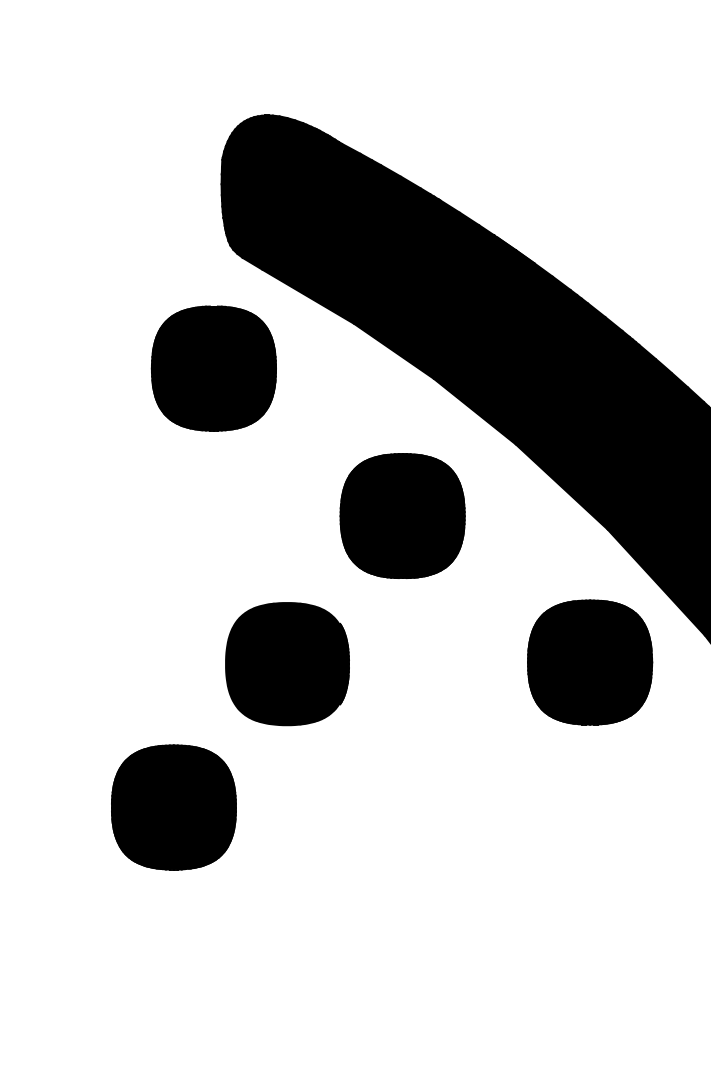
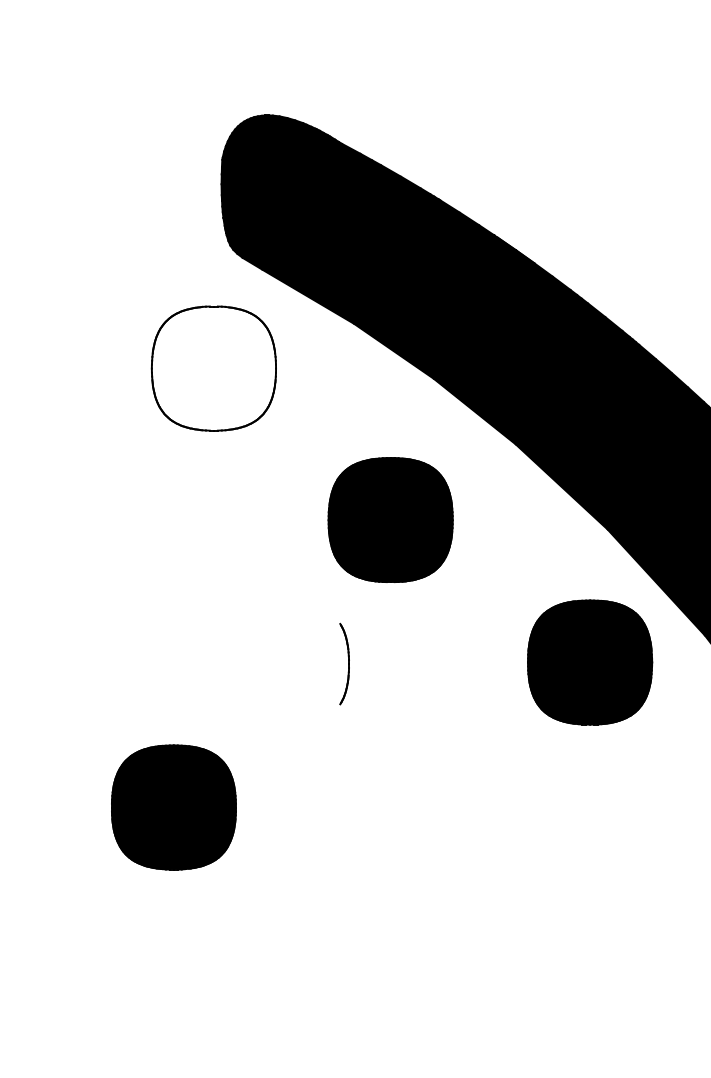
fill: present -> none (213, 368)
part position: (402, 515) -> (390, 519) (390, 519)
fill: present -> none (287, 664)
